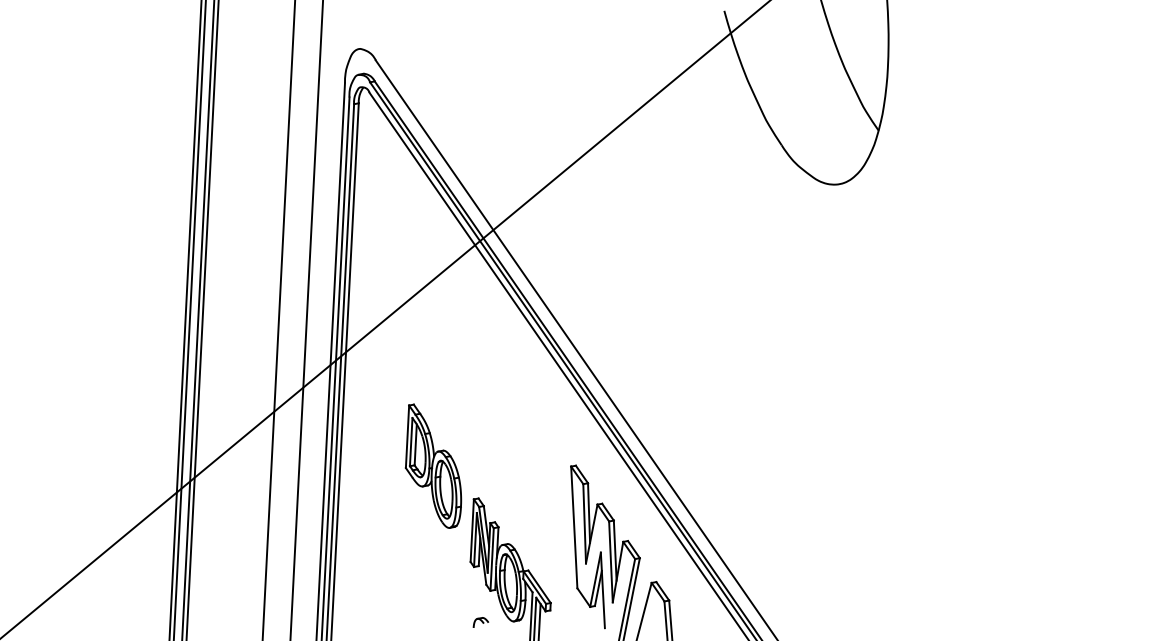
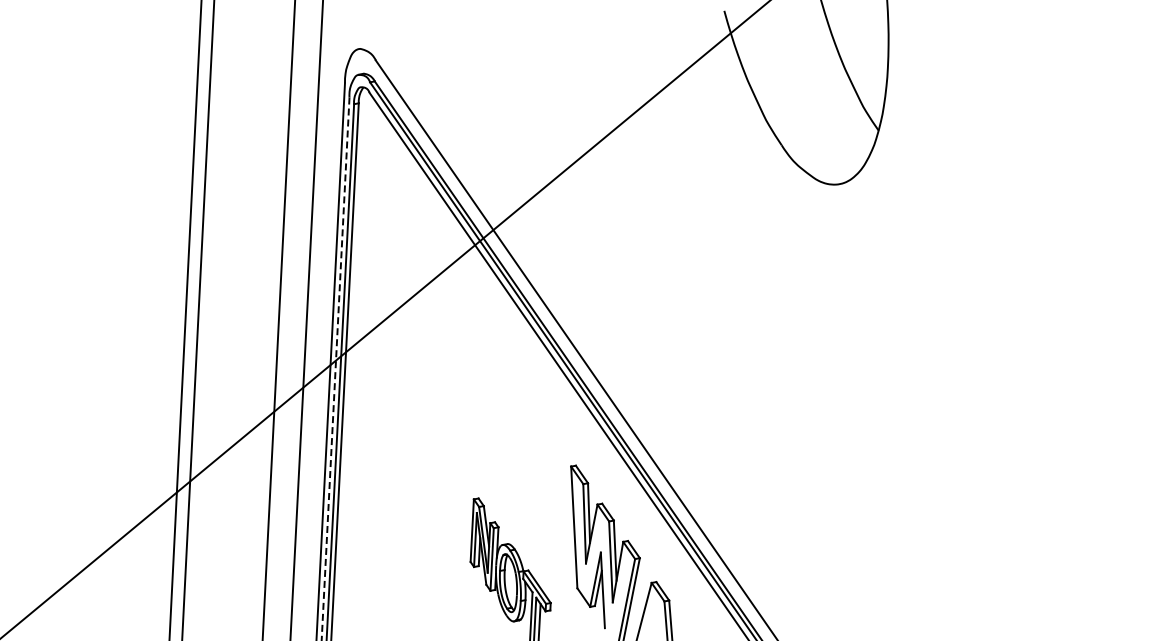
line: present -> none (189, 319)
line: present -> none (202, 319)
line: solid -> dashed (335, 368)
part: present -> none (433, 465)
part: present -> none (480, 622)
